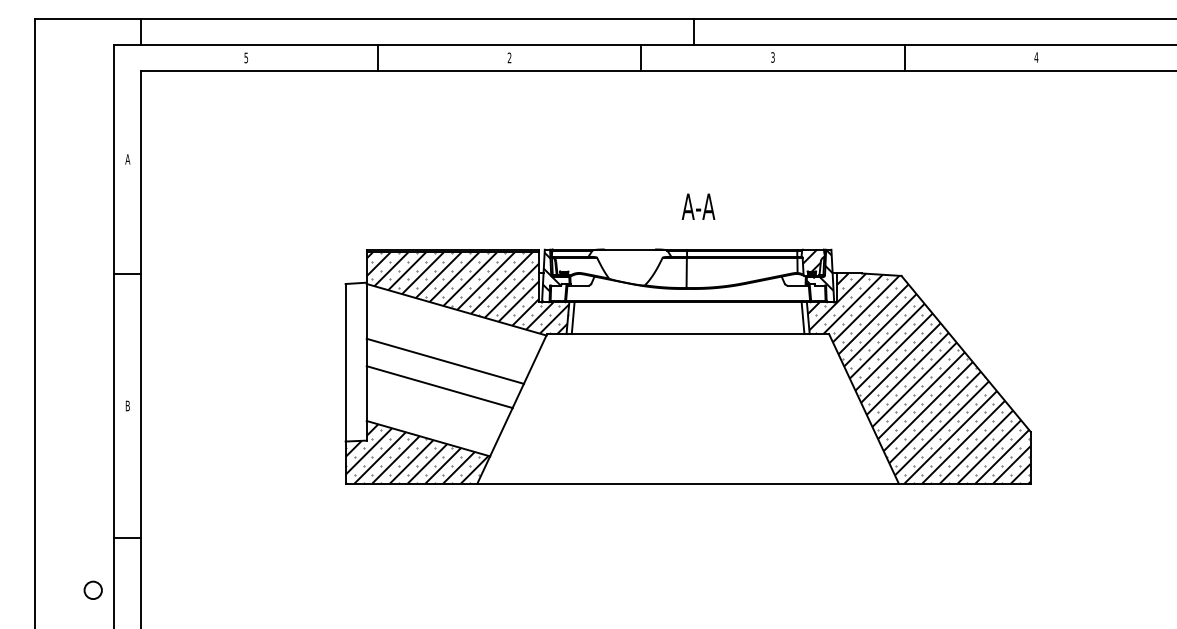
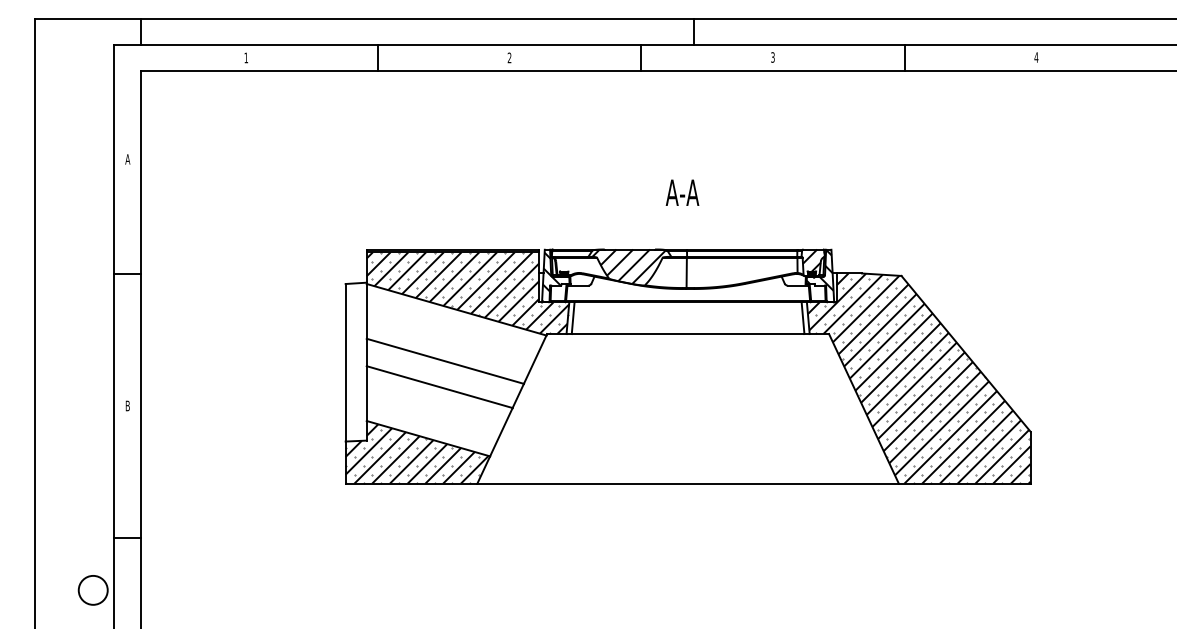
text: 5 -> 1 (246, 57)
text position: (698, 206) -> (682, 192) (682, 192)
hatch: none -> present (629, 266)
circle diameter: 17 px -> 29 px (92, 589)
